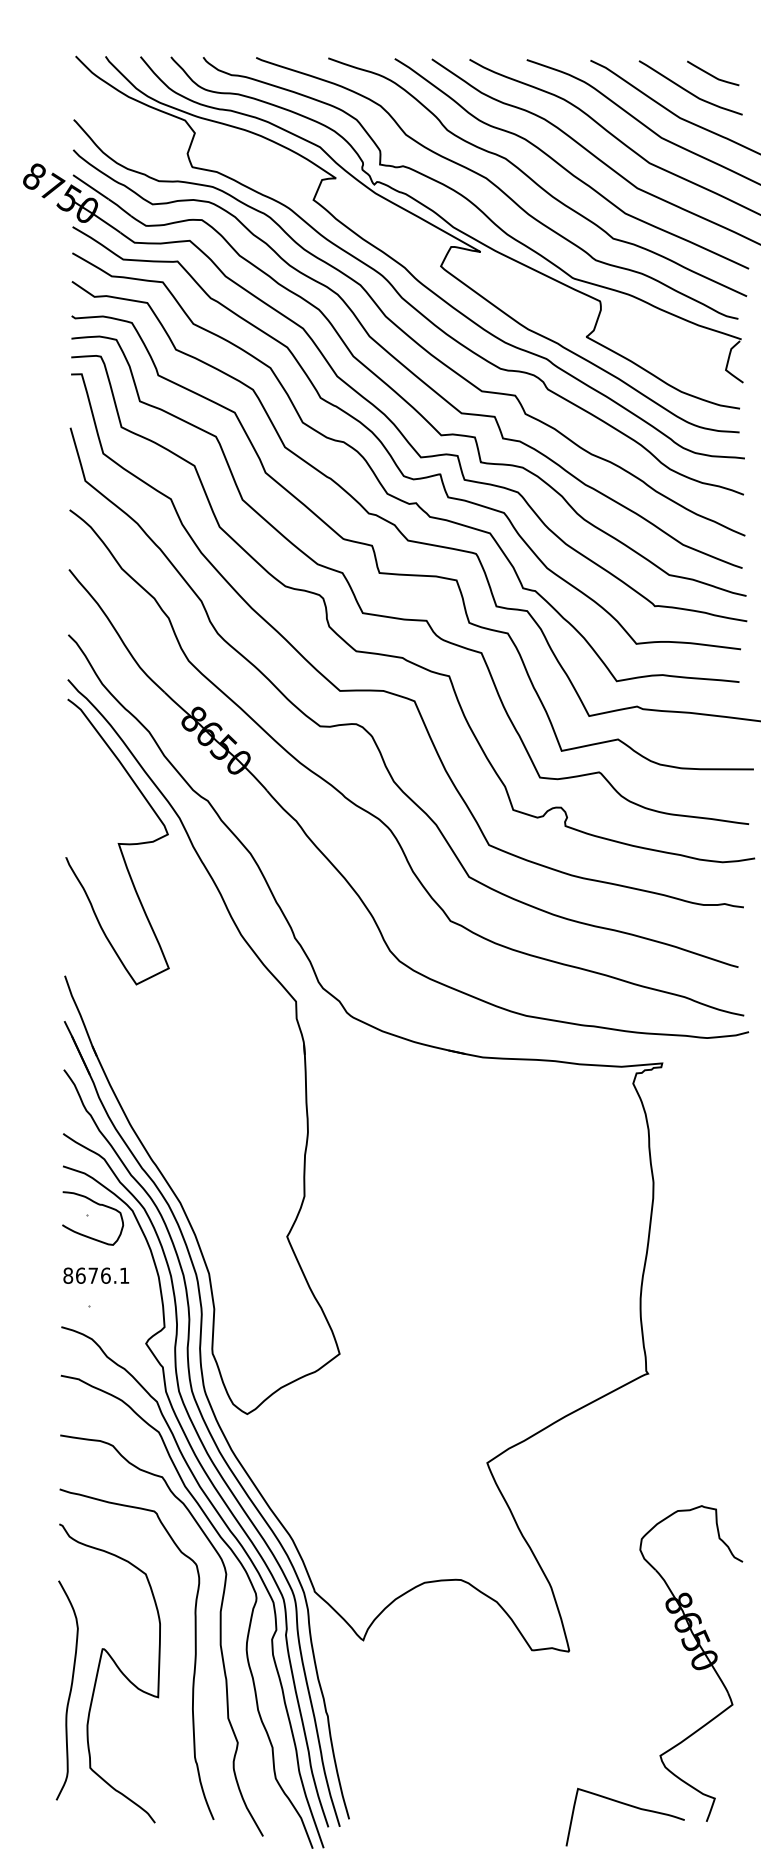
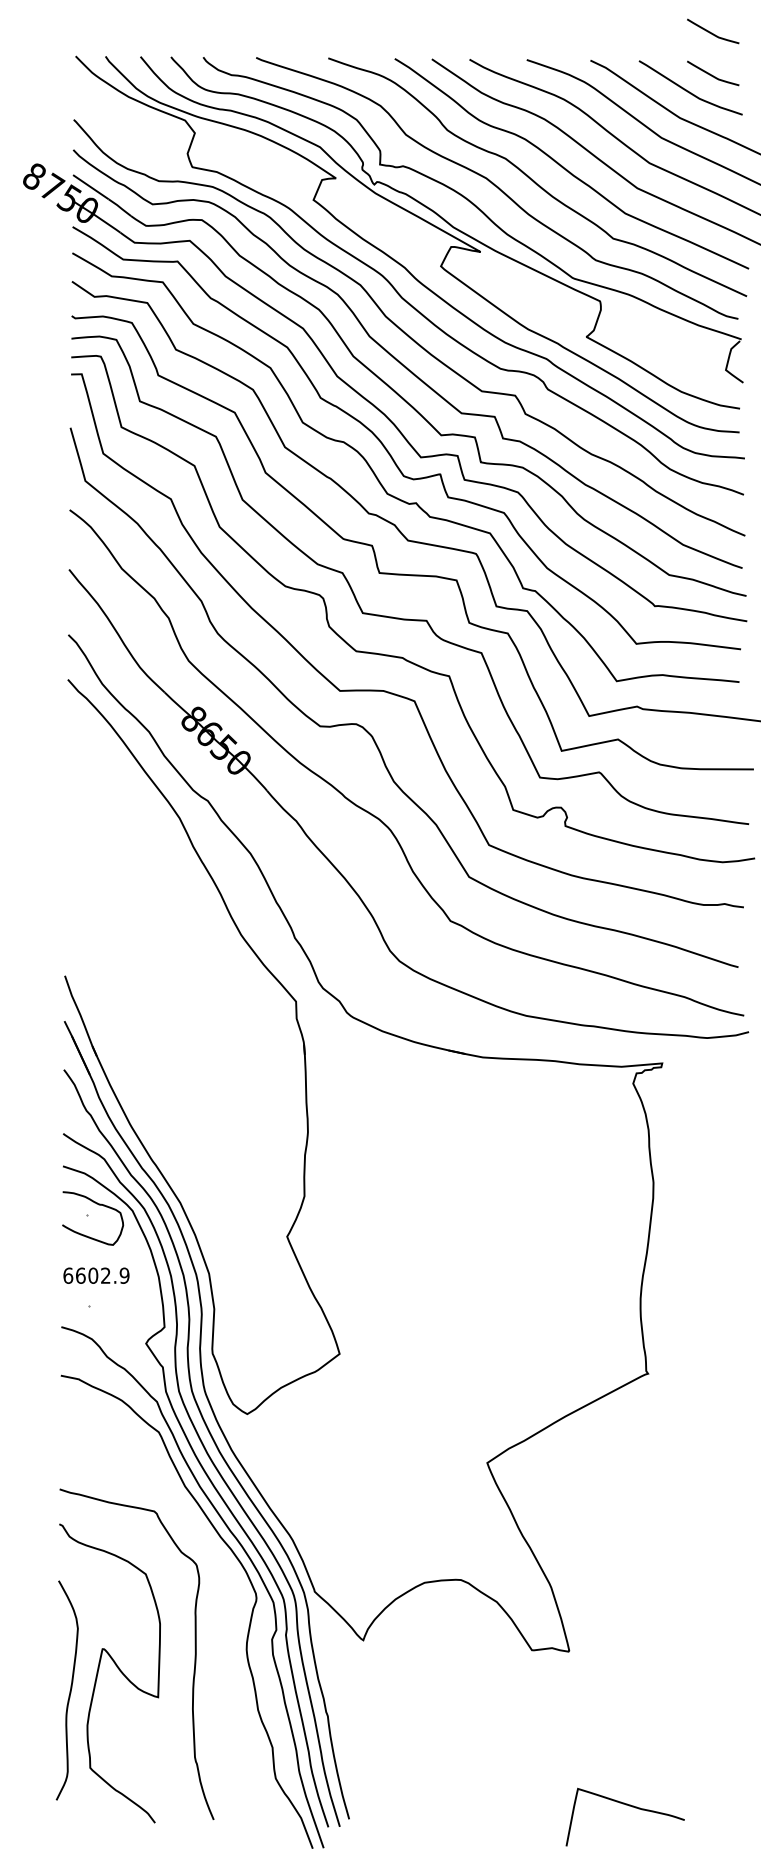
curve: none -> present (712, 32)
curve: present -> none (117, 843)
text: 8676.1 -> 6602.9 (96, 1275)
curve: present -> none (219, 1635)
part: present -> none (691, 1663)
